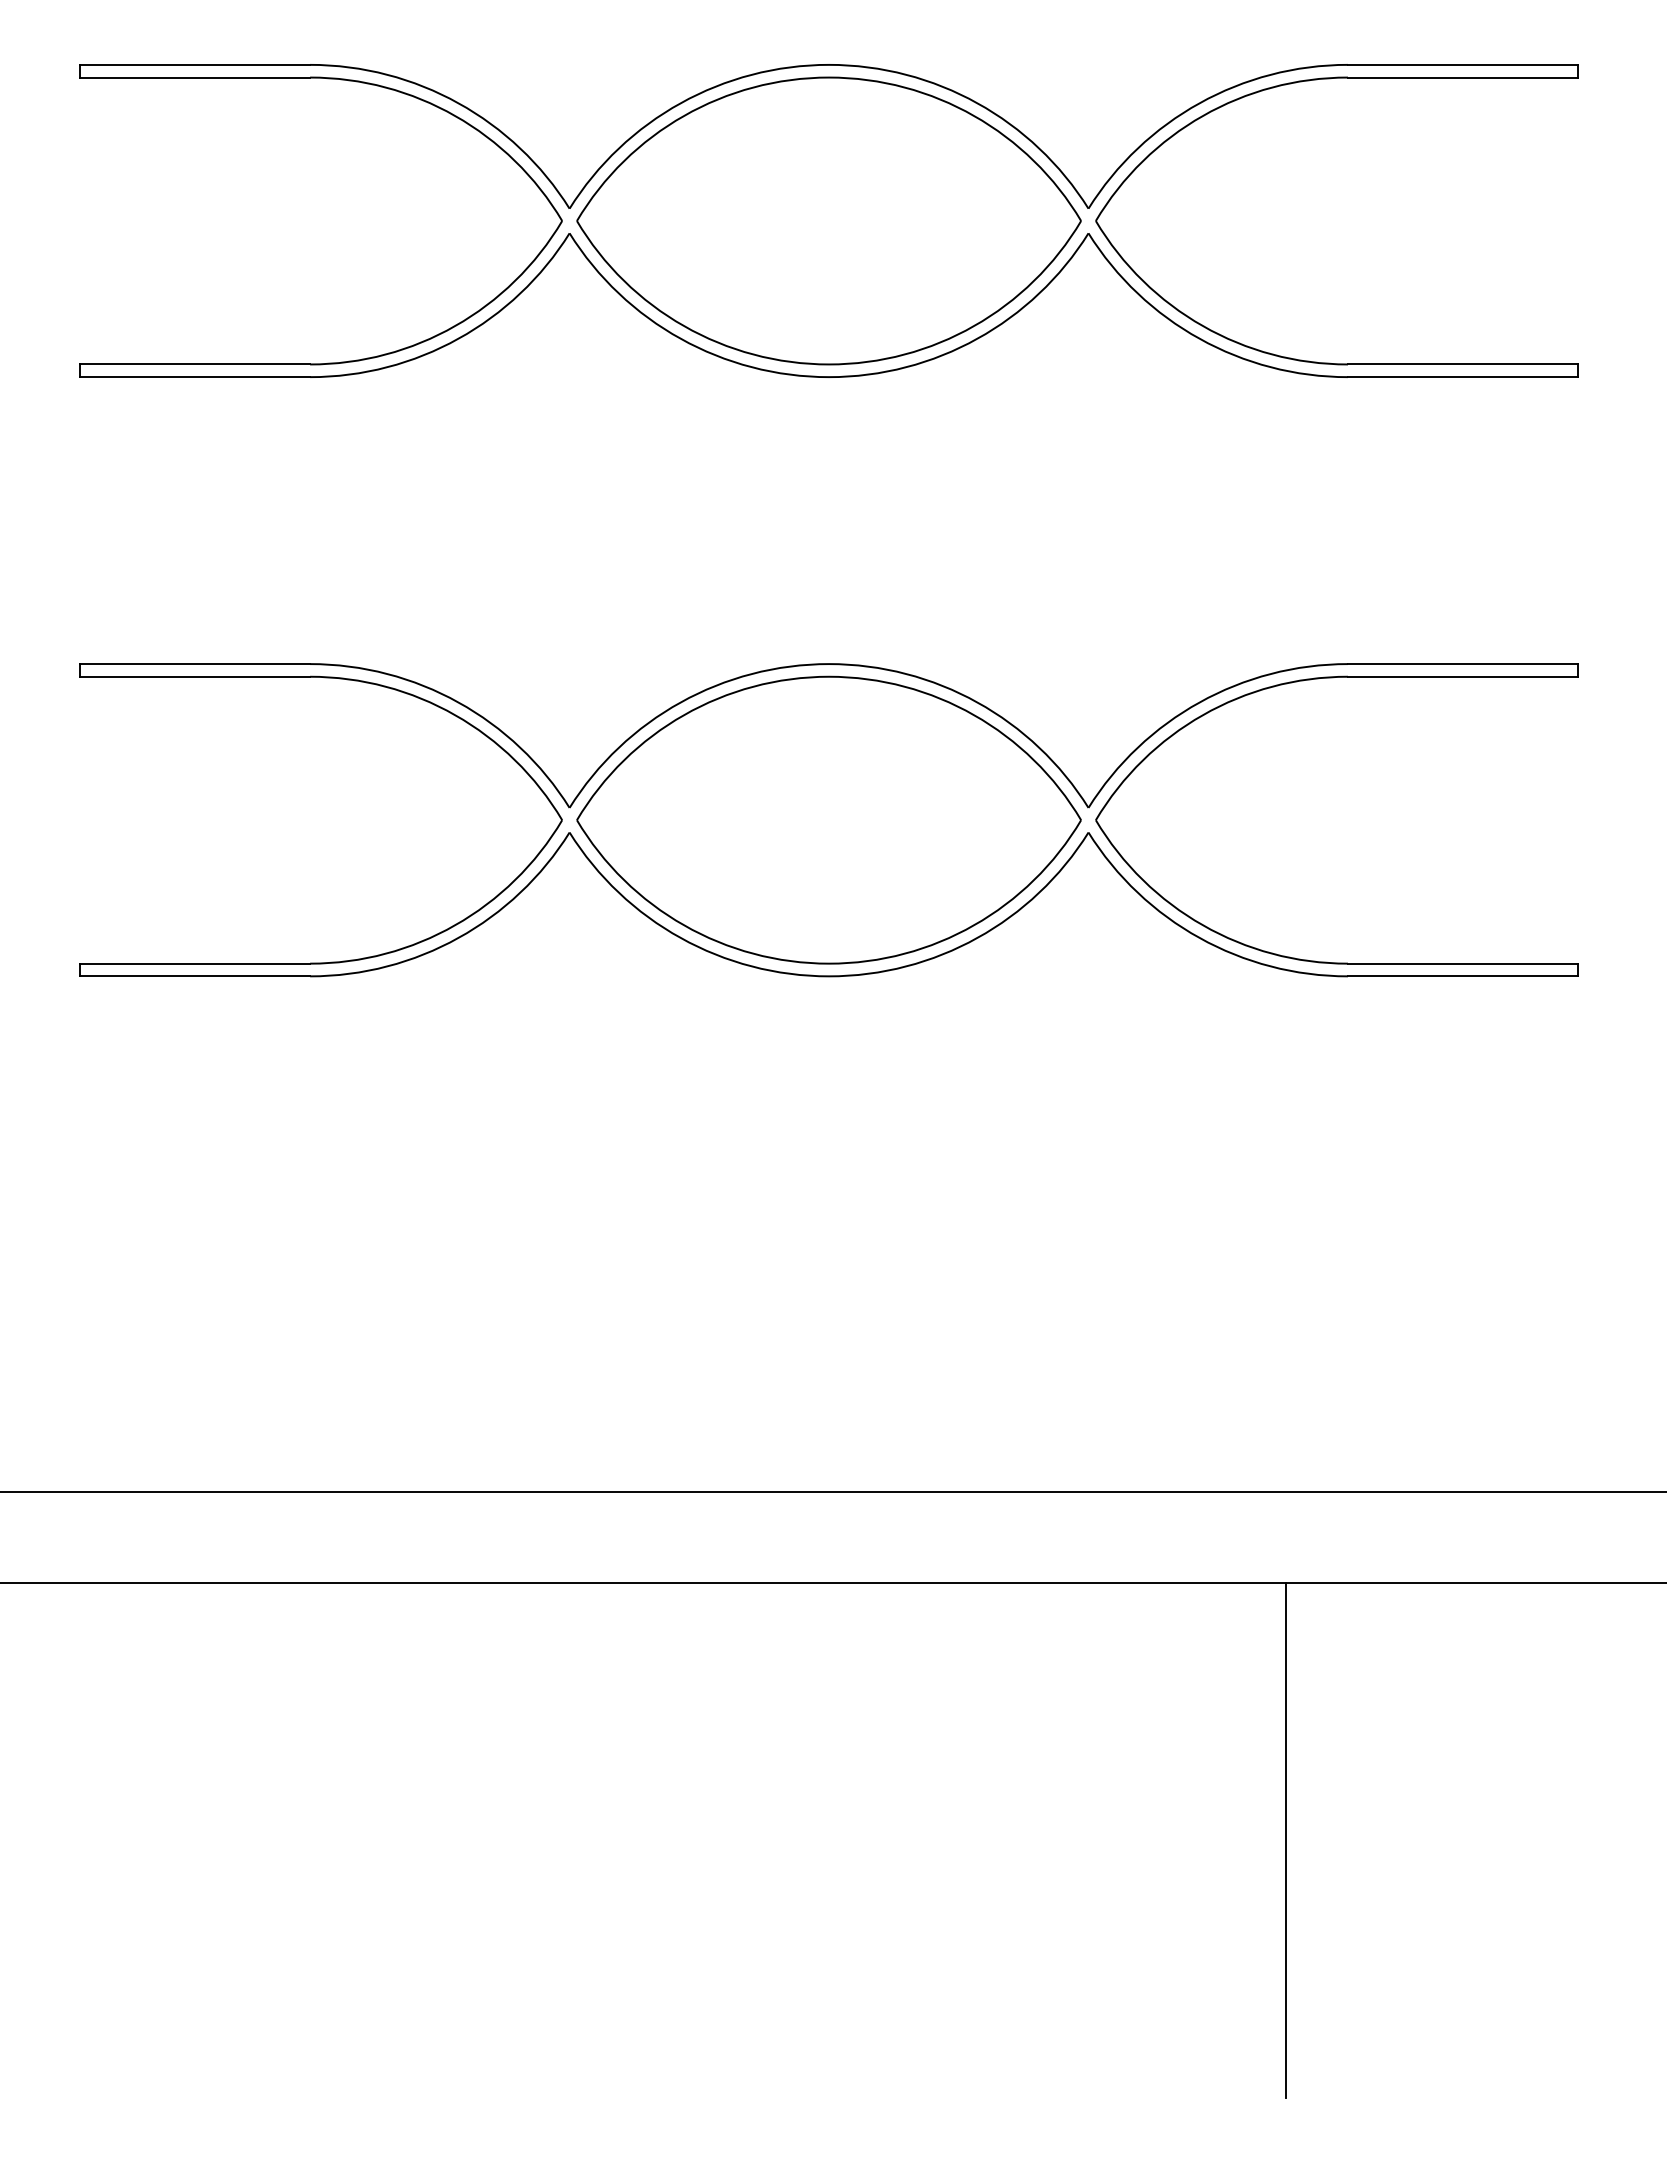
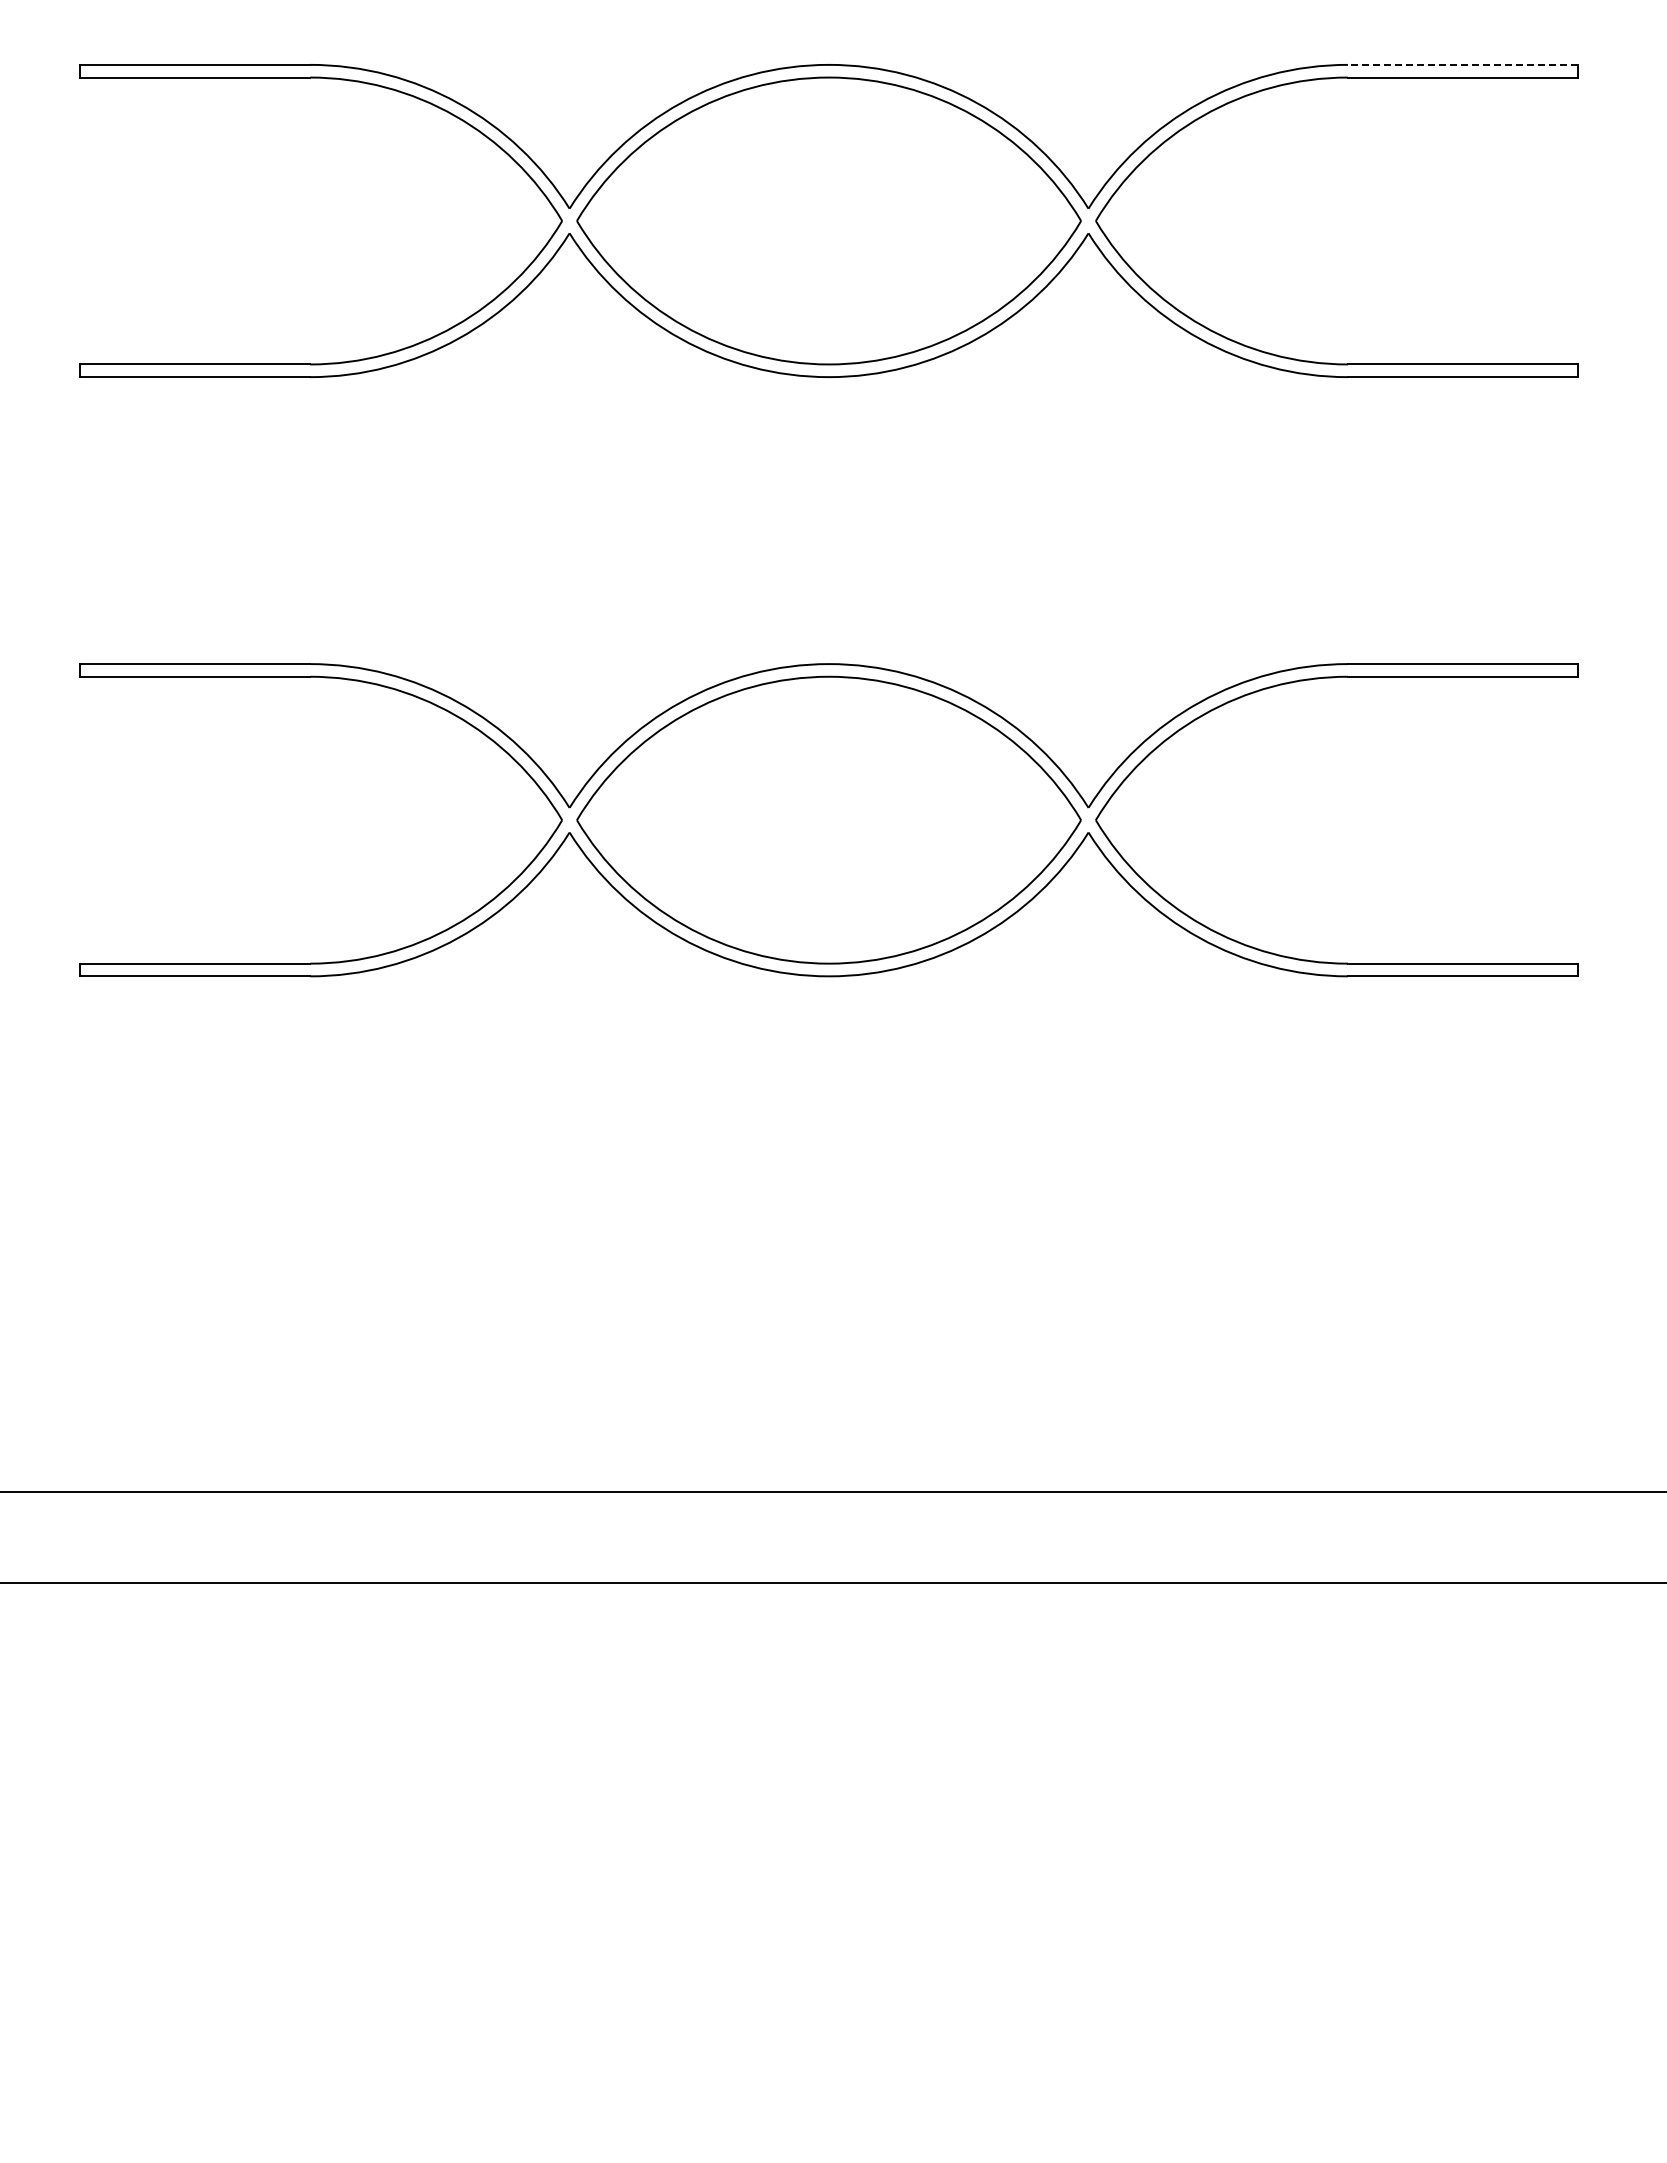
line: solid -> dashed (1462, 64)
line: present -> none (1286, 1840)
